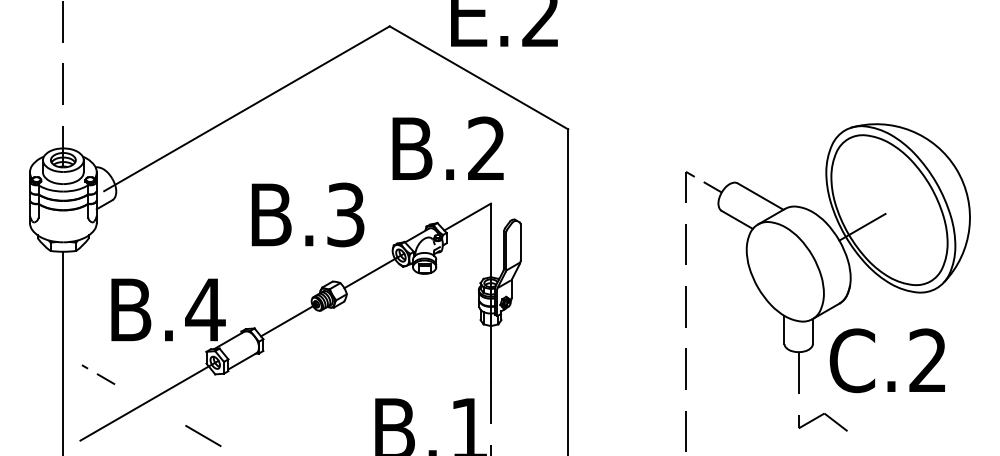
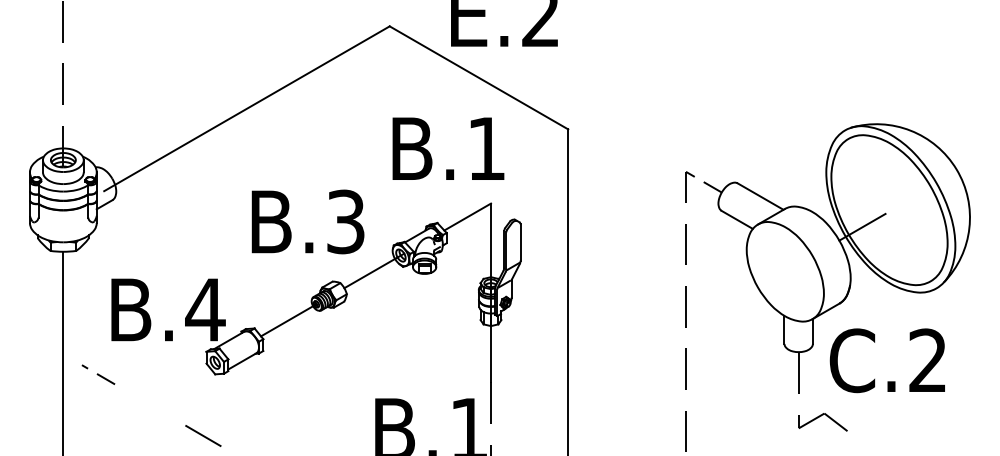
text: B.2 -> B.1 (486, 147)
text position: (307, 214) -> (307, 221) (307, 221)
line: present -> none (149, 400)
